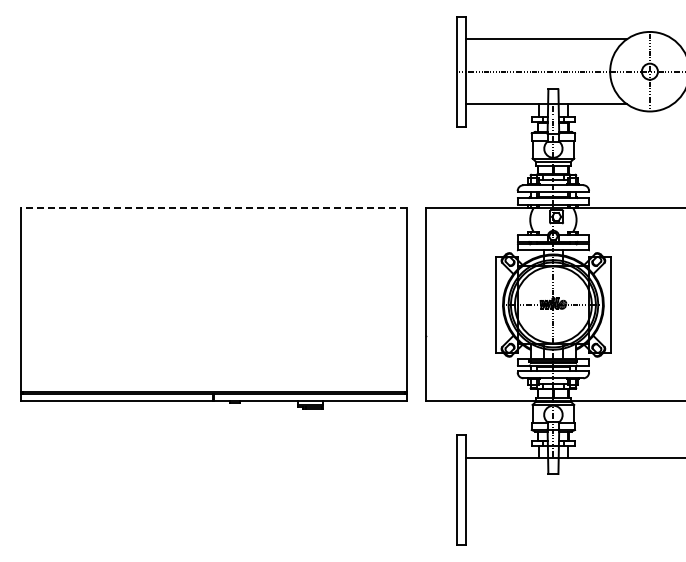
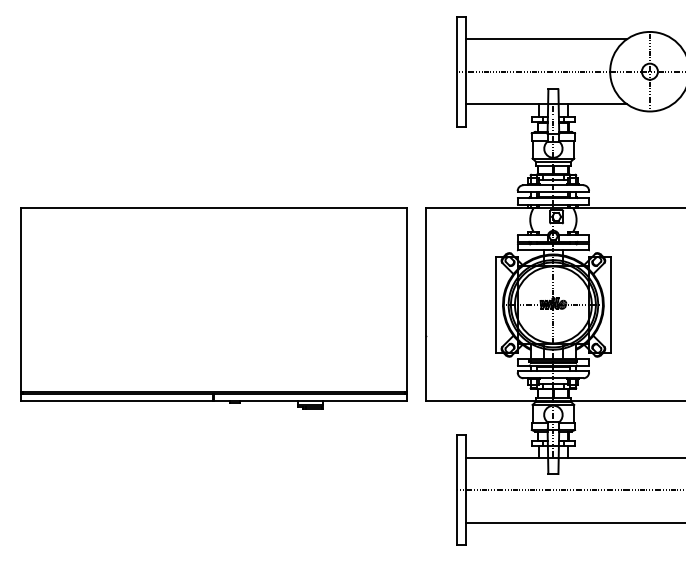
line: dashed -> solid (213, 208)
line: none -> present (569, 490)
line: none -> present (574, 522)
